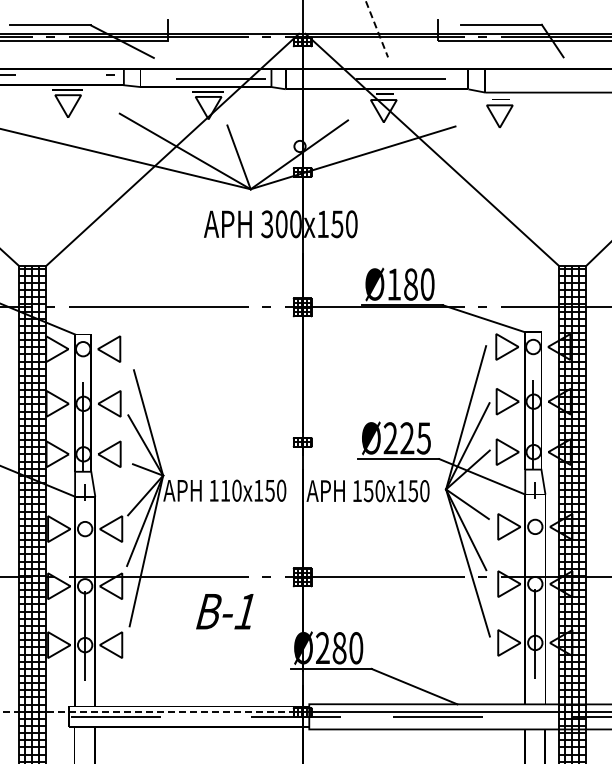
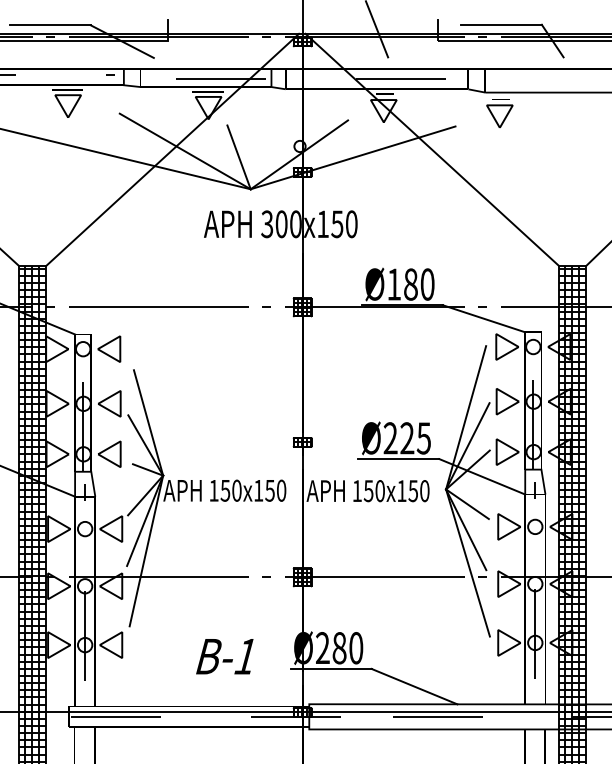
line: dashed -> solid (377, 29)
text: 110 -> 150 (225, 490)
text position: (224, 611) -> (224, 656) (224, 656)
line: dashed -> solid (147, 712)
